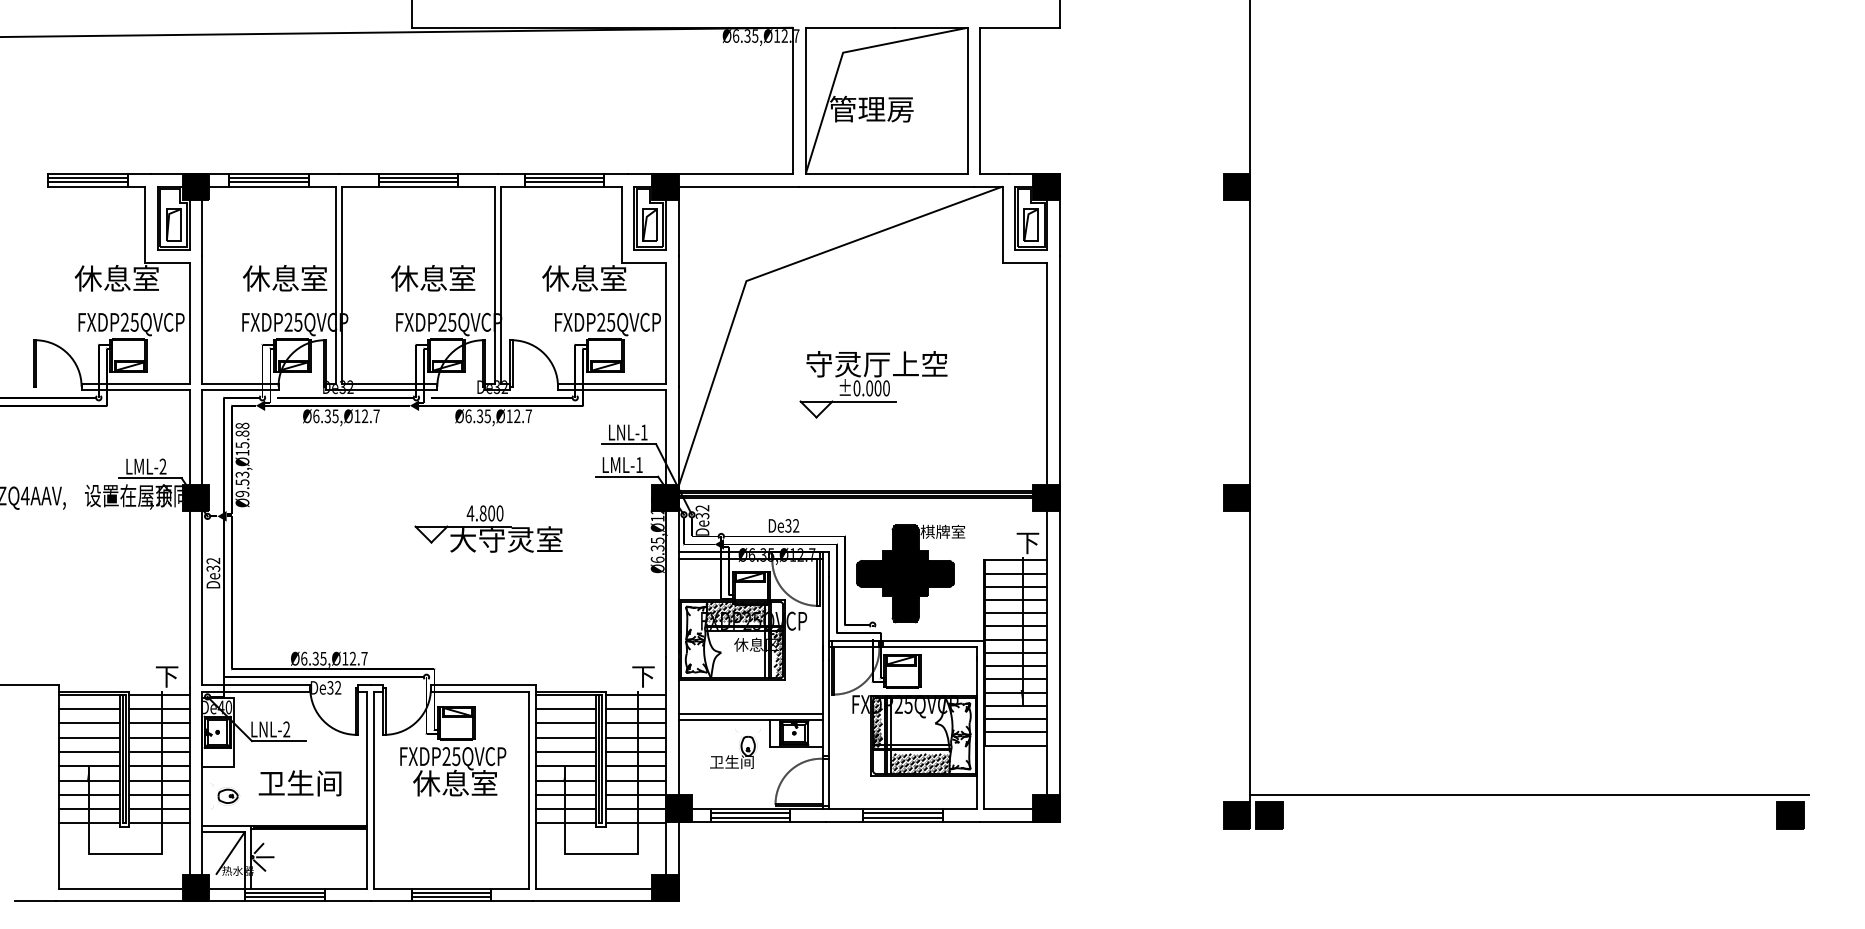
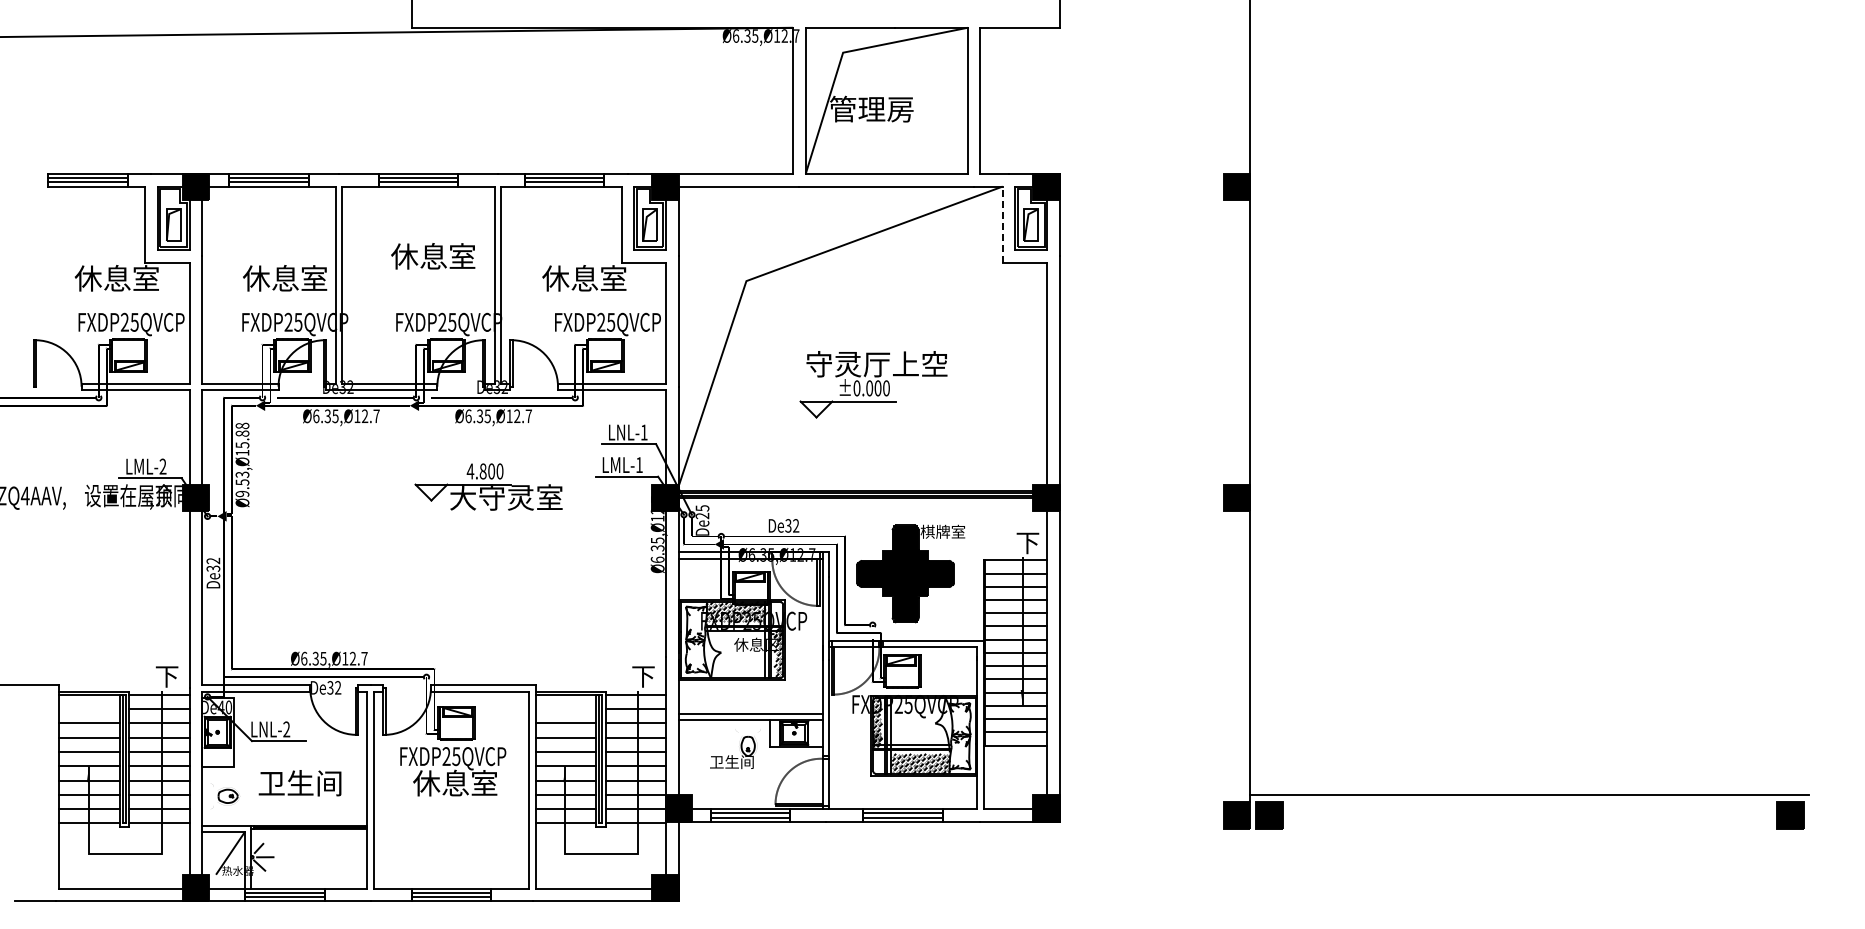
line: solid -> dashed (1002, 224)
text position: (433, 278) -> (433, 256) (433, 256)
text: De32 -> De25 (702, 512)
part position: (488, 528) -> (488, 486) (488, 486)
line: present -> none (89, 709)
line: present -> none (565, 709)
